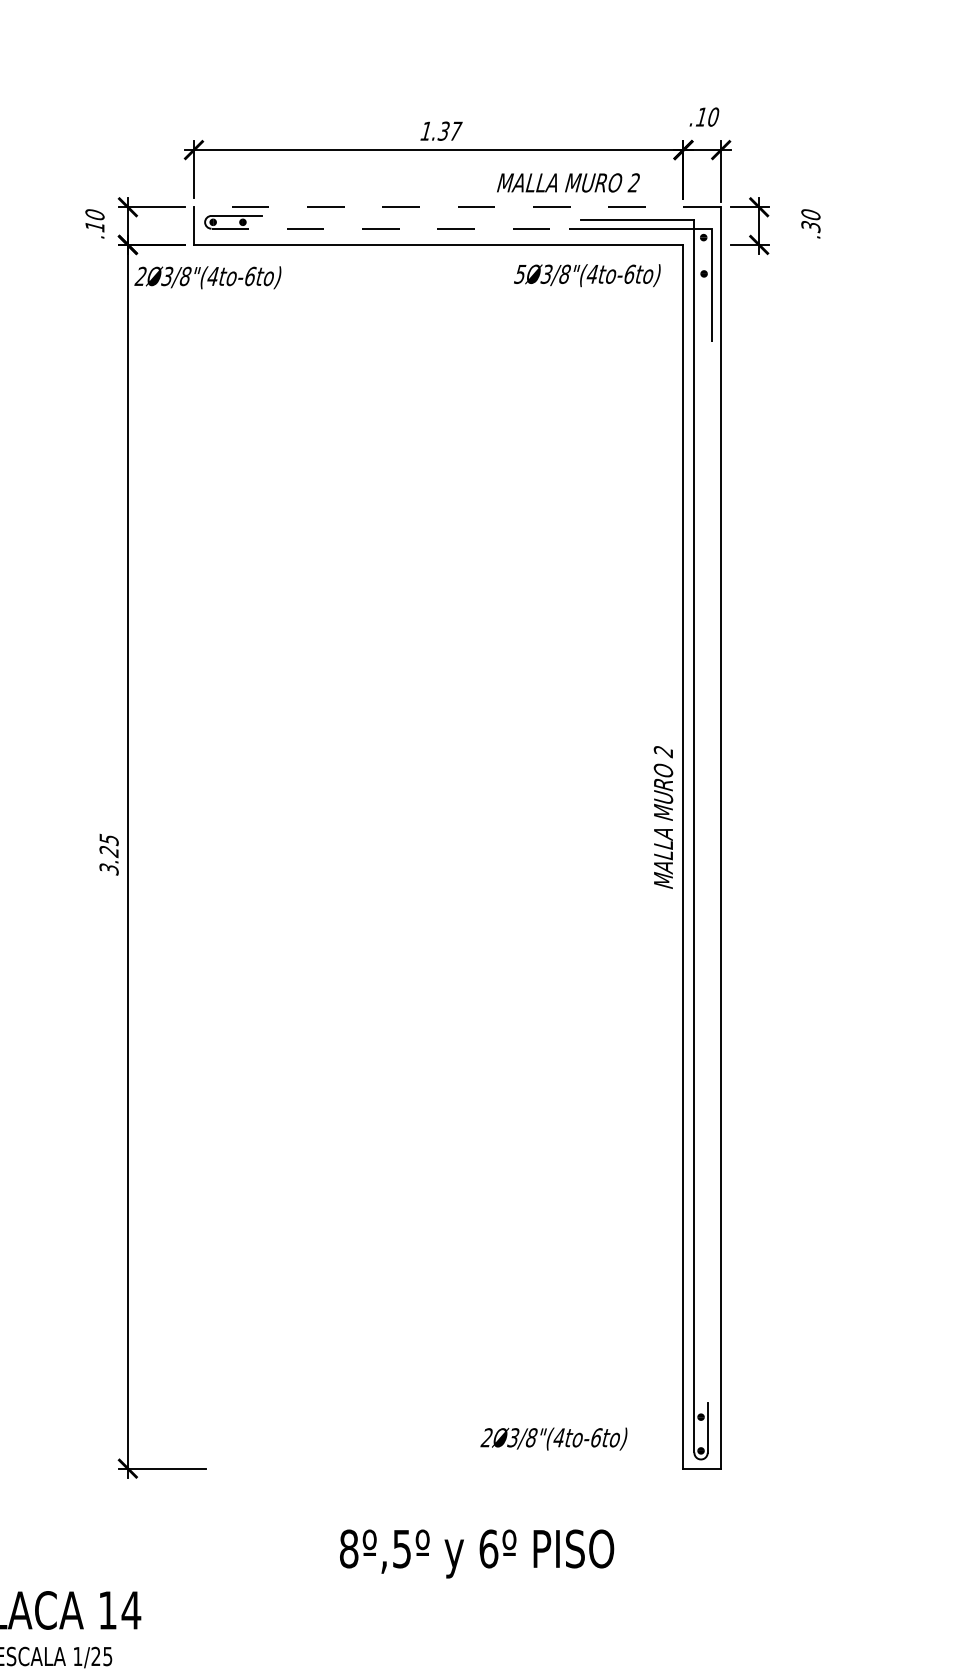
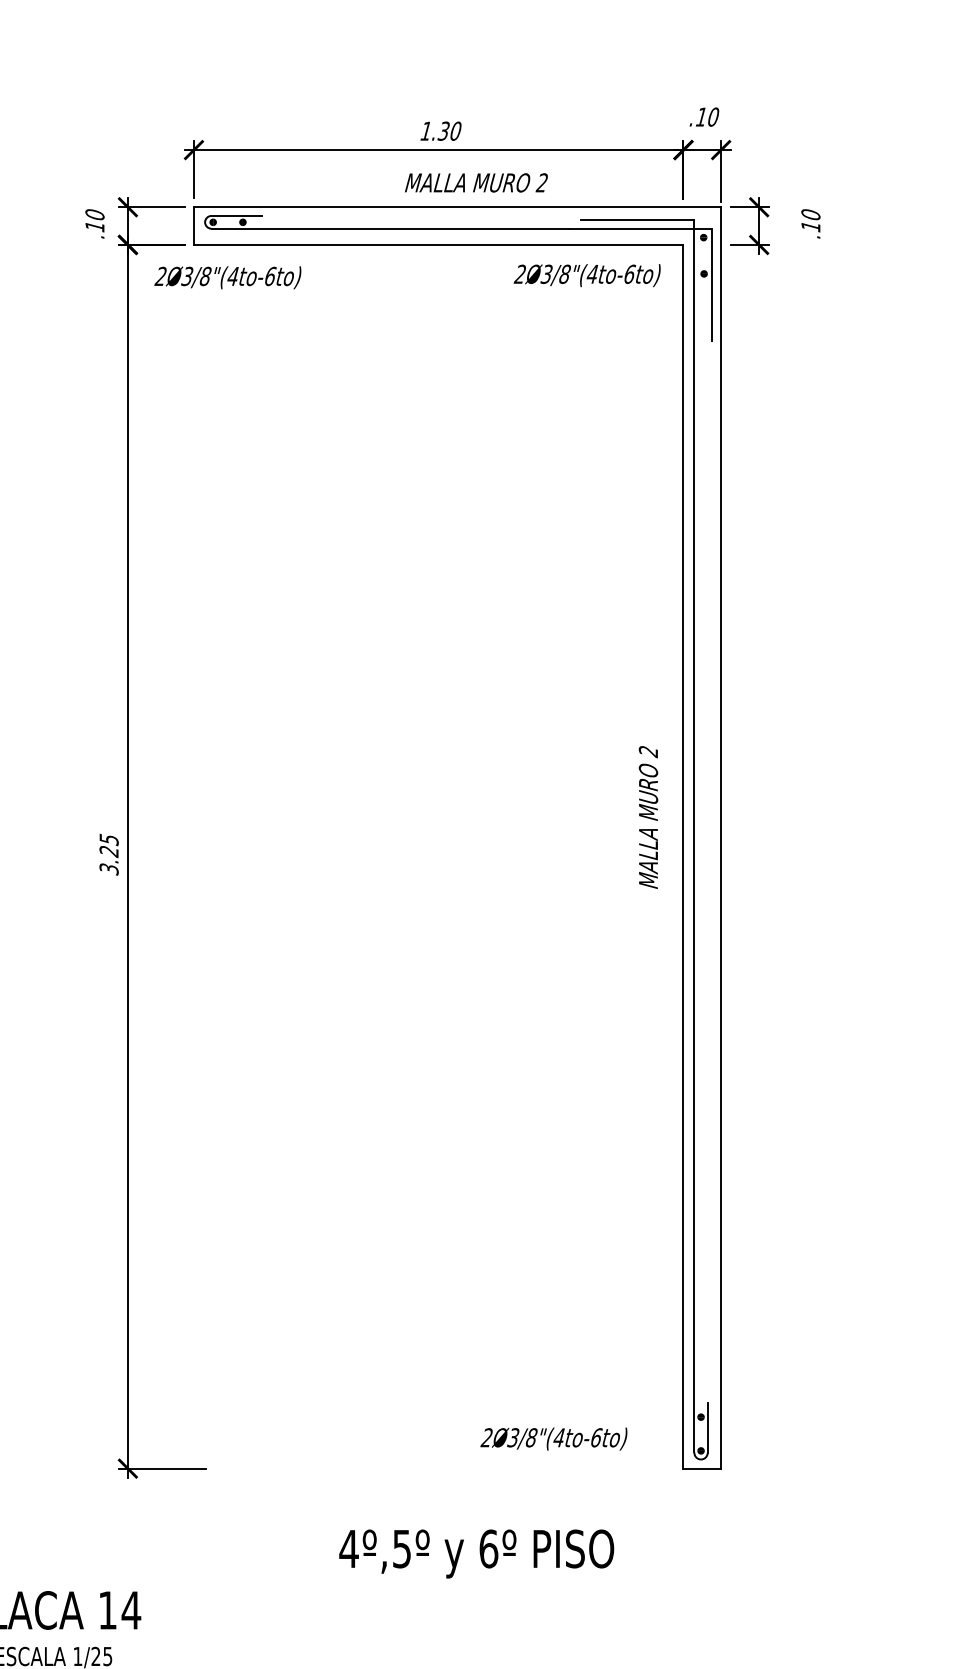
text: 1.37 -> 1.30 (456, 130)
text position: (568, 182) -> (476, 182) (476, 182)
line: dashed -> solid (457, 207)
text: .30 -> .10 (810, 227)
line: dashed -> solid (390, 228)
text: 5Ø3/8"(4to-6to) -> 2Ø3/8"(4to-6to) (519, 273)
text position: (207, 277) -> (227, 277) (227, 277)
text position: (663, 817) -> (648, 817) (648, 817)
text: 8º,5º -> 4º,5º (348, 1548)
